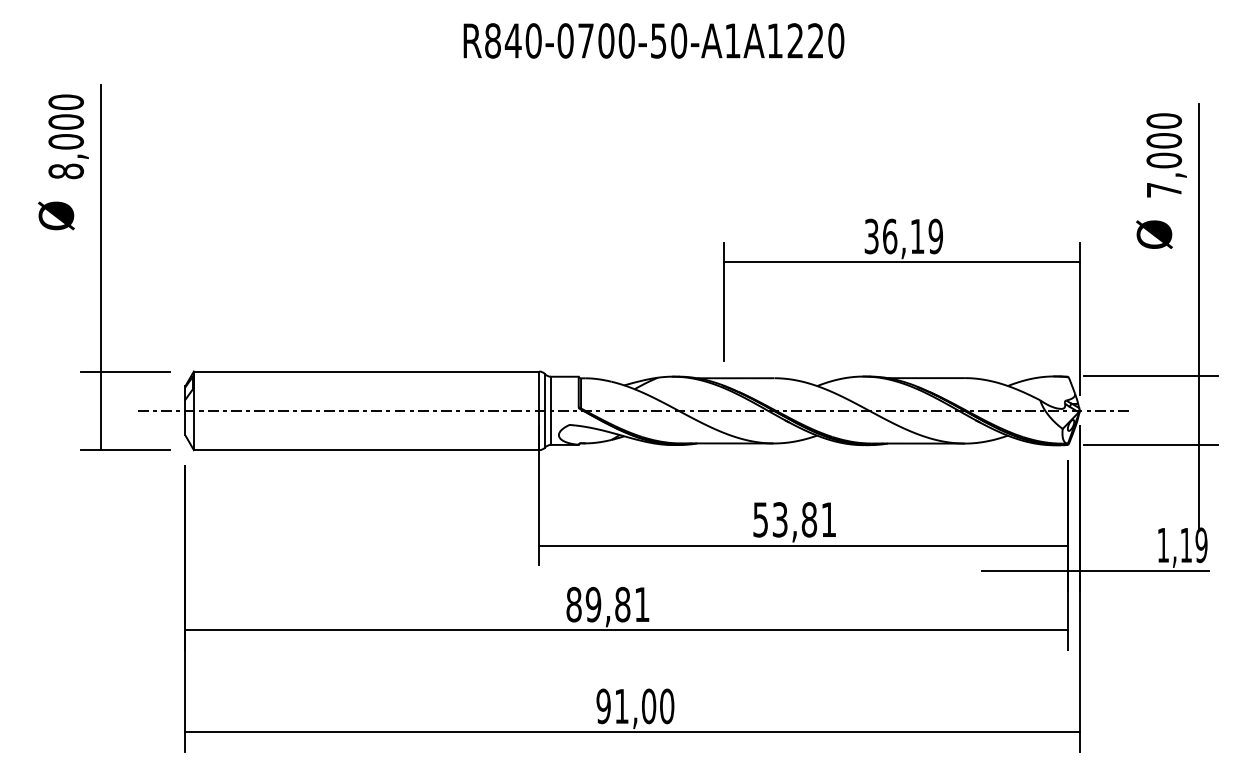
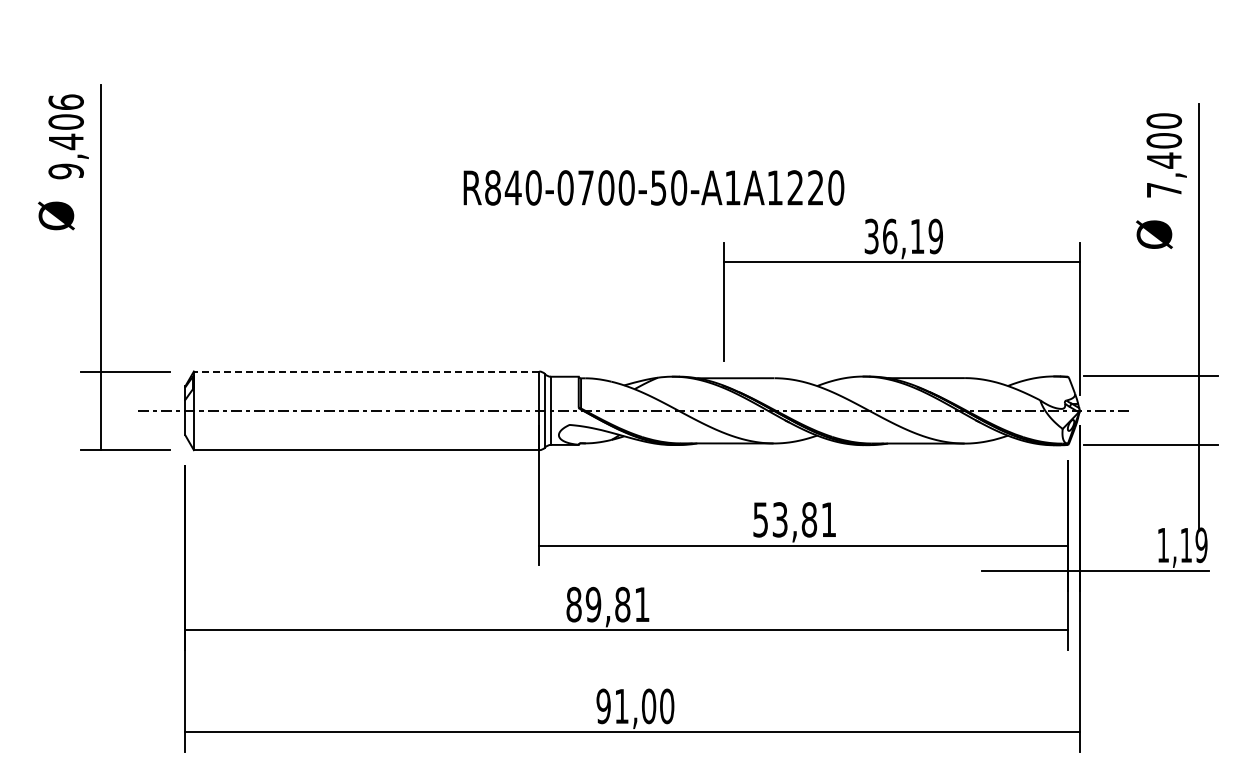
text position: (653, 40) -> (653, 187) (653, 187)
text: 8,000 -> 9,406 (65, 136)
text: 7,000 -> 7,400 (1164, 160)
line: solid -> dashed (366, 371)
